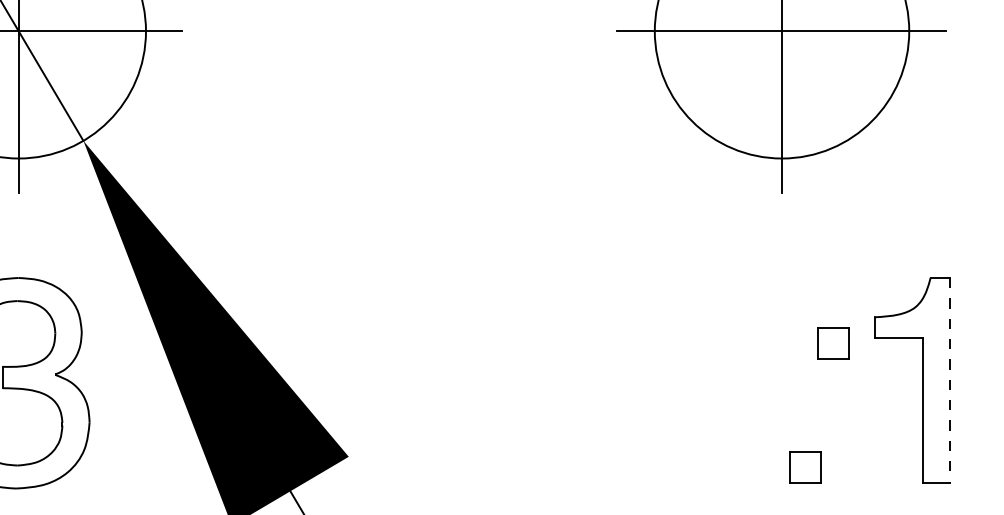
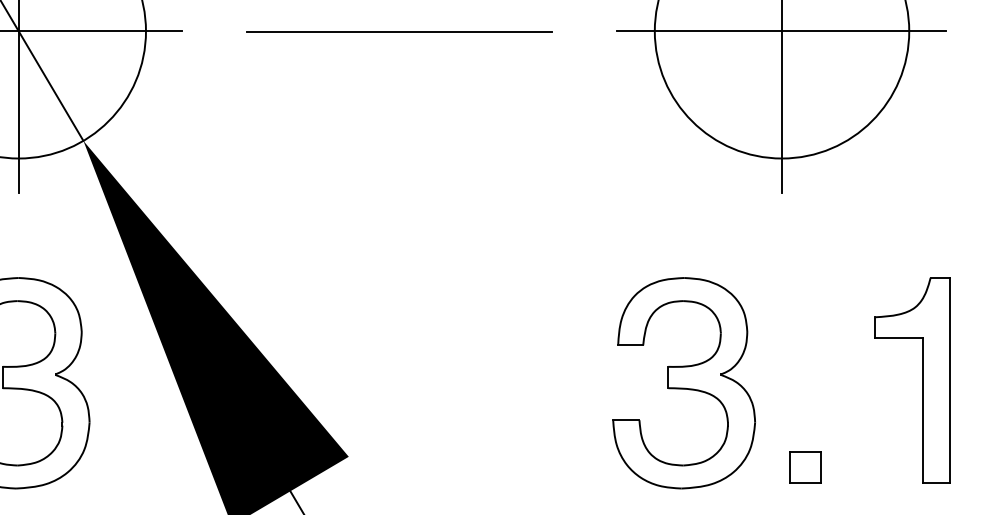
line: none -> present (398, 32)
part: present -> none (833, 343)
line: dashed -> solid (950, 380)
part: none -> present (683, 383)
